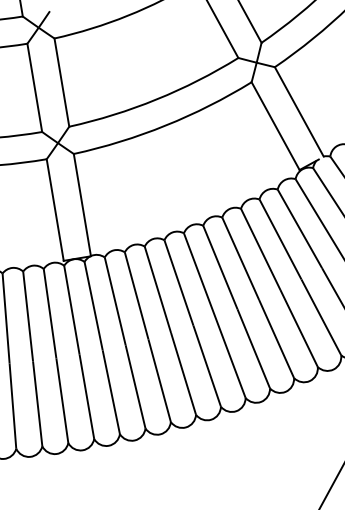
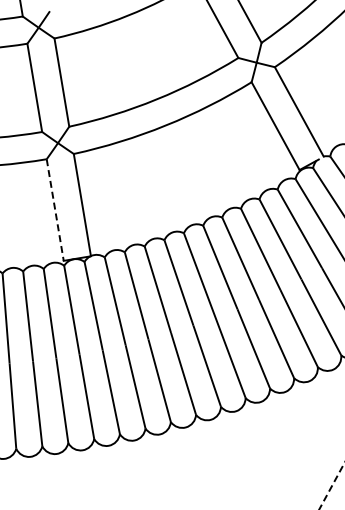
line: solid -> dashed (55, 210)
line: solid -> dashed (332, 485)
